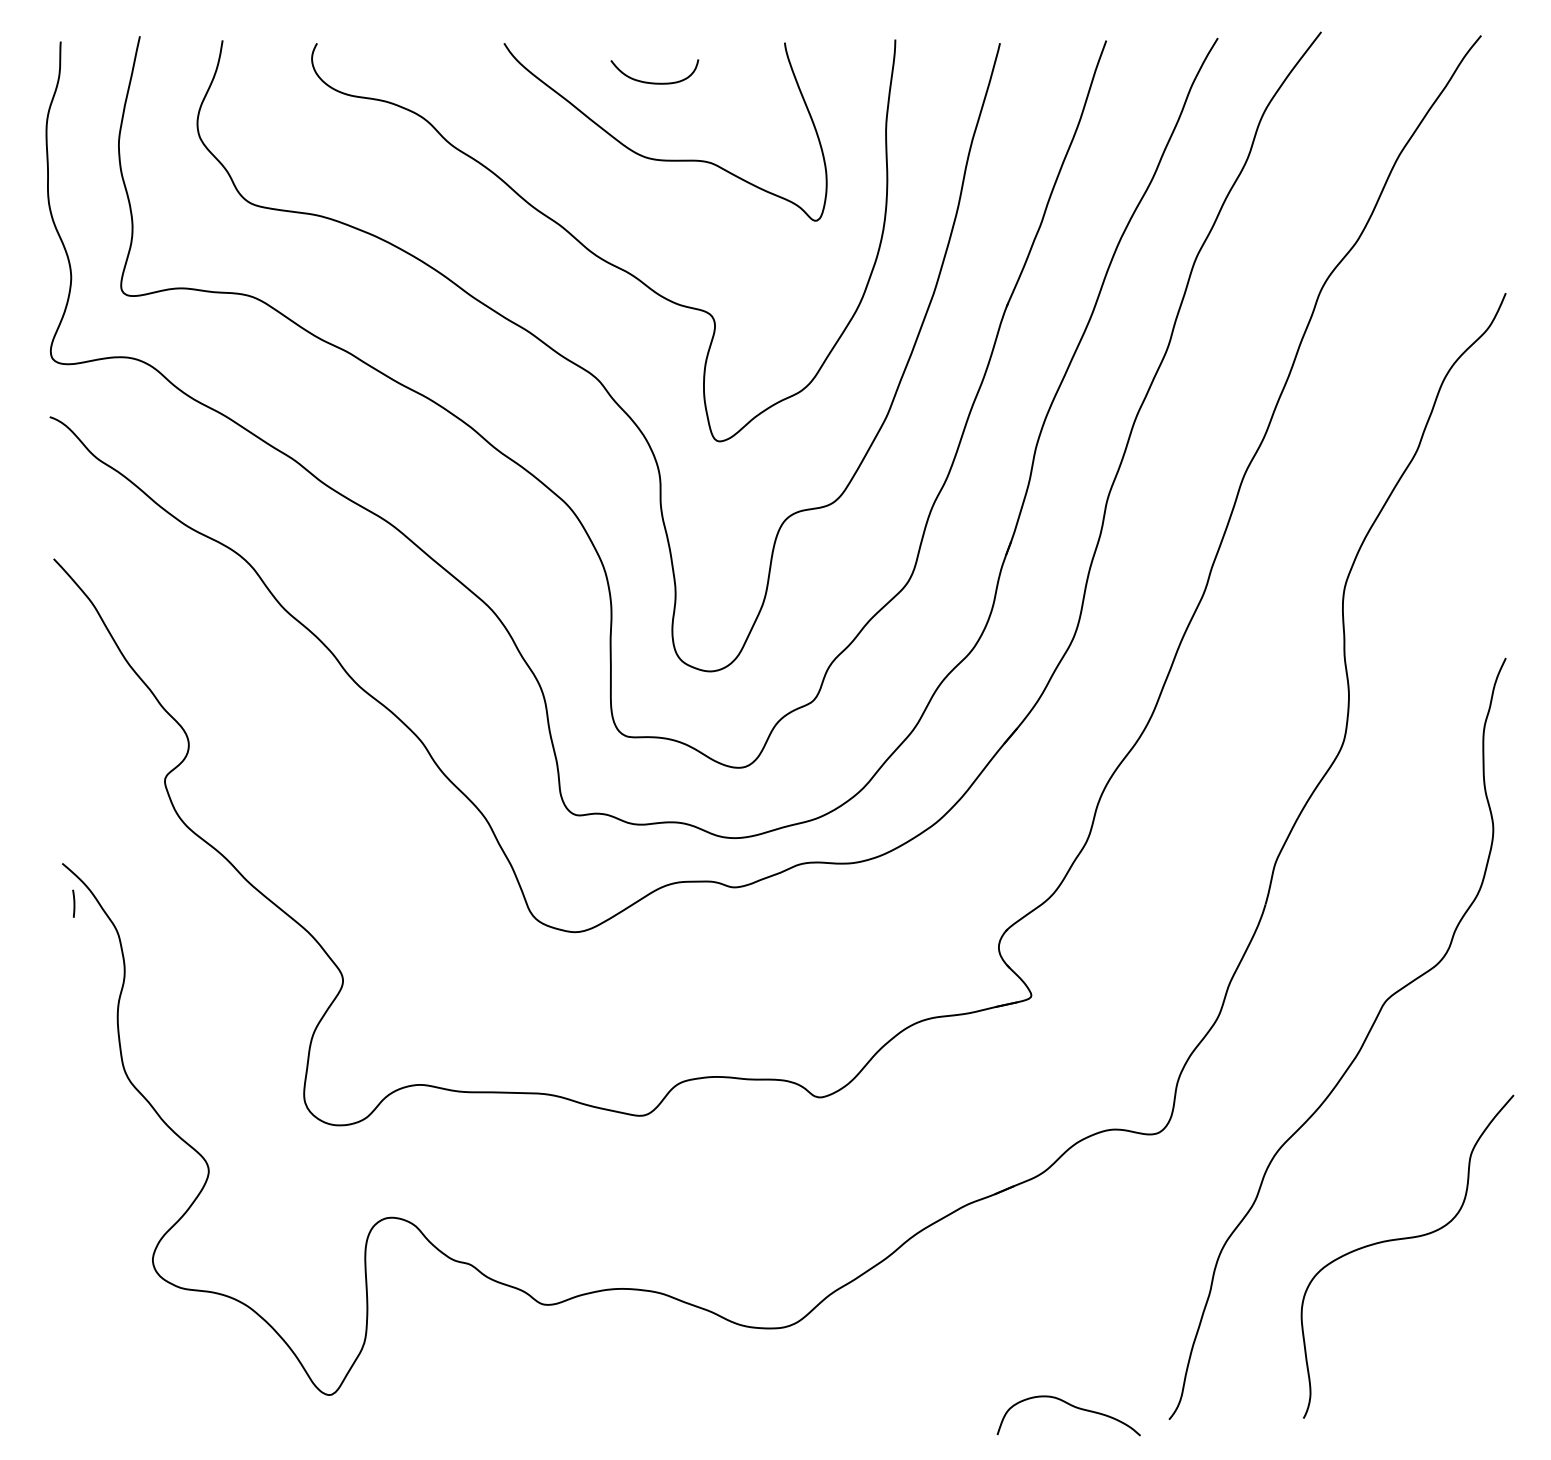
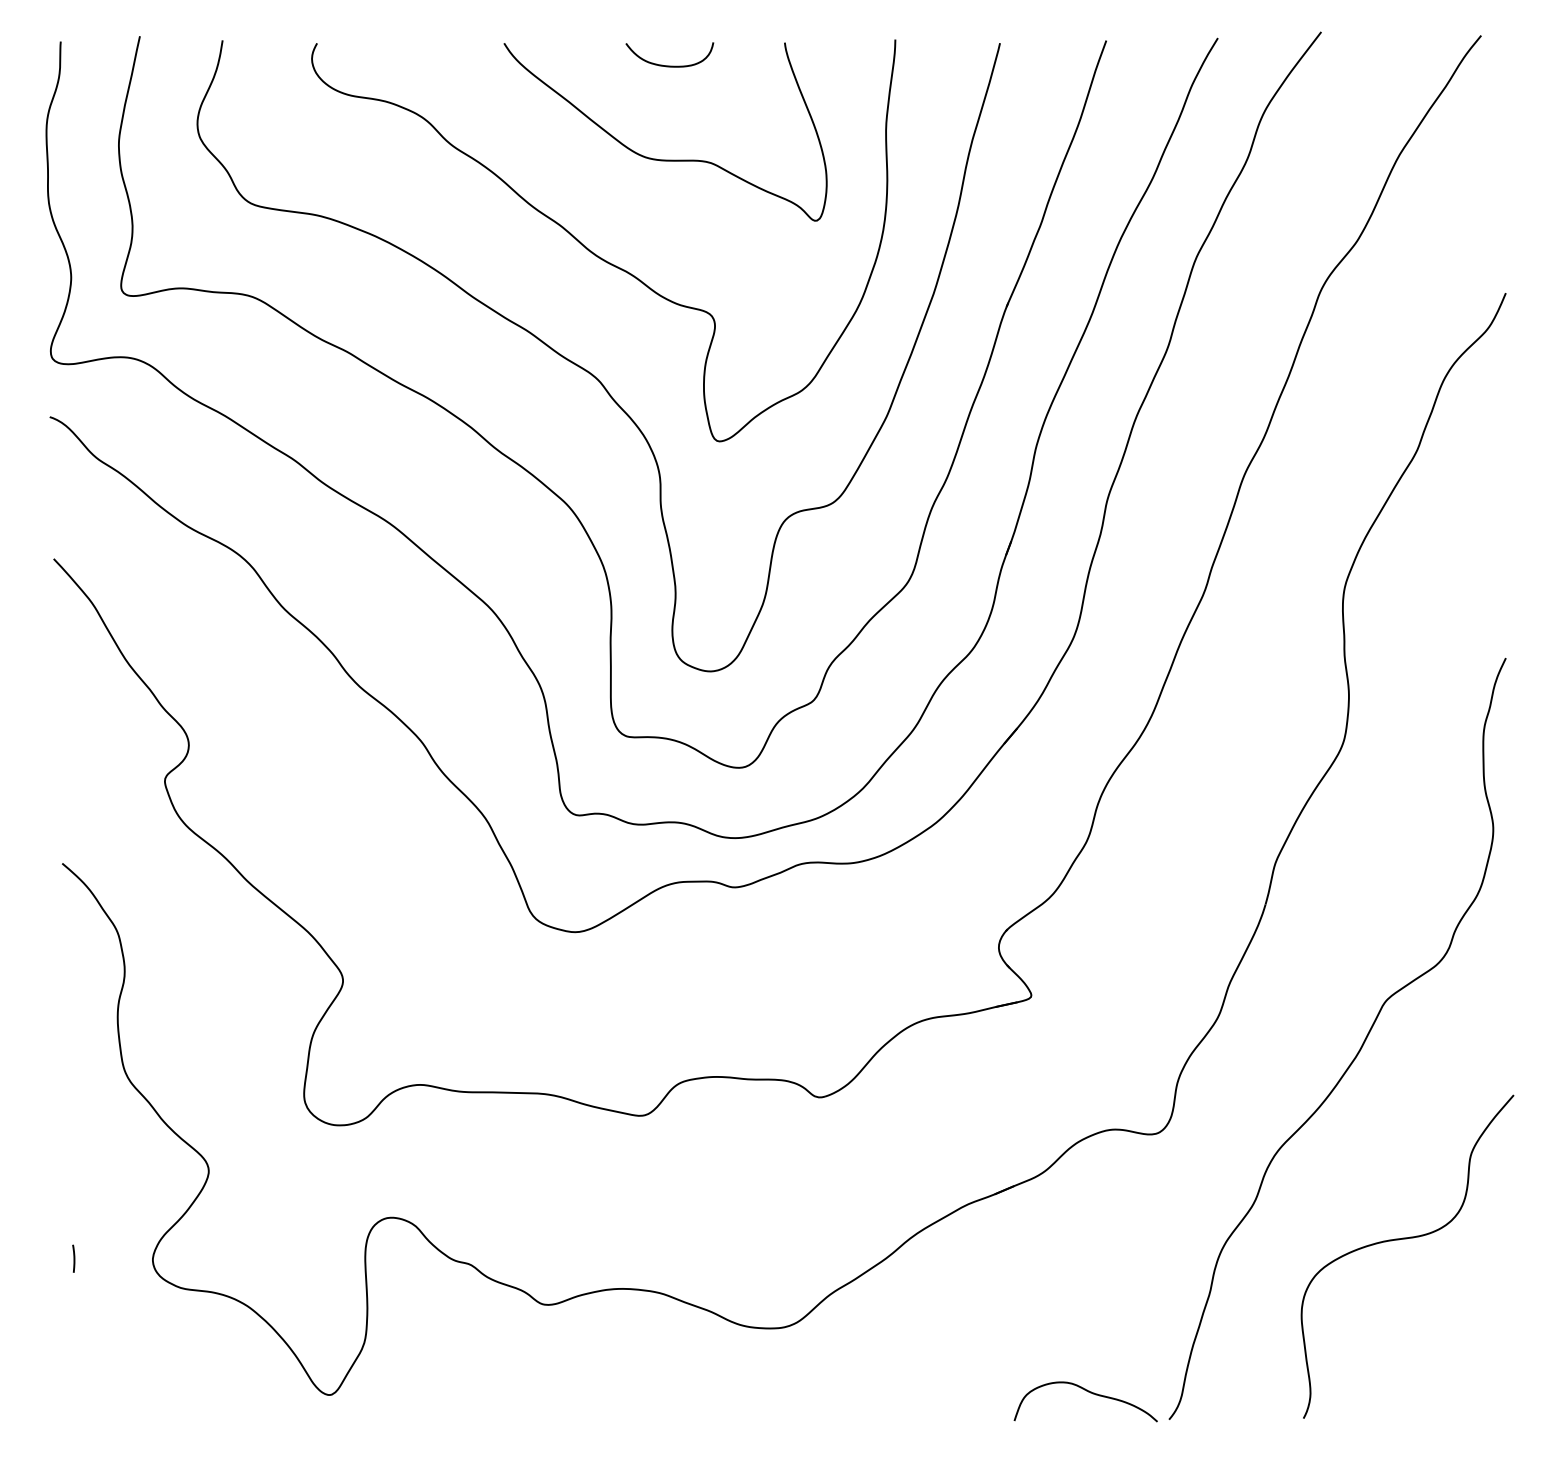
curve position: (654, 82) -> (669, 65) (669, 65)
line position: (73, 903) -> (73, 1258) (73, 1258)
curve position: (1073, 1407) -> (1090, 1393) (1090, 1393)
